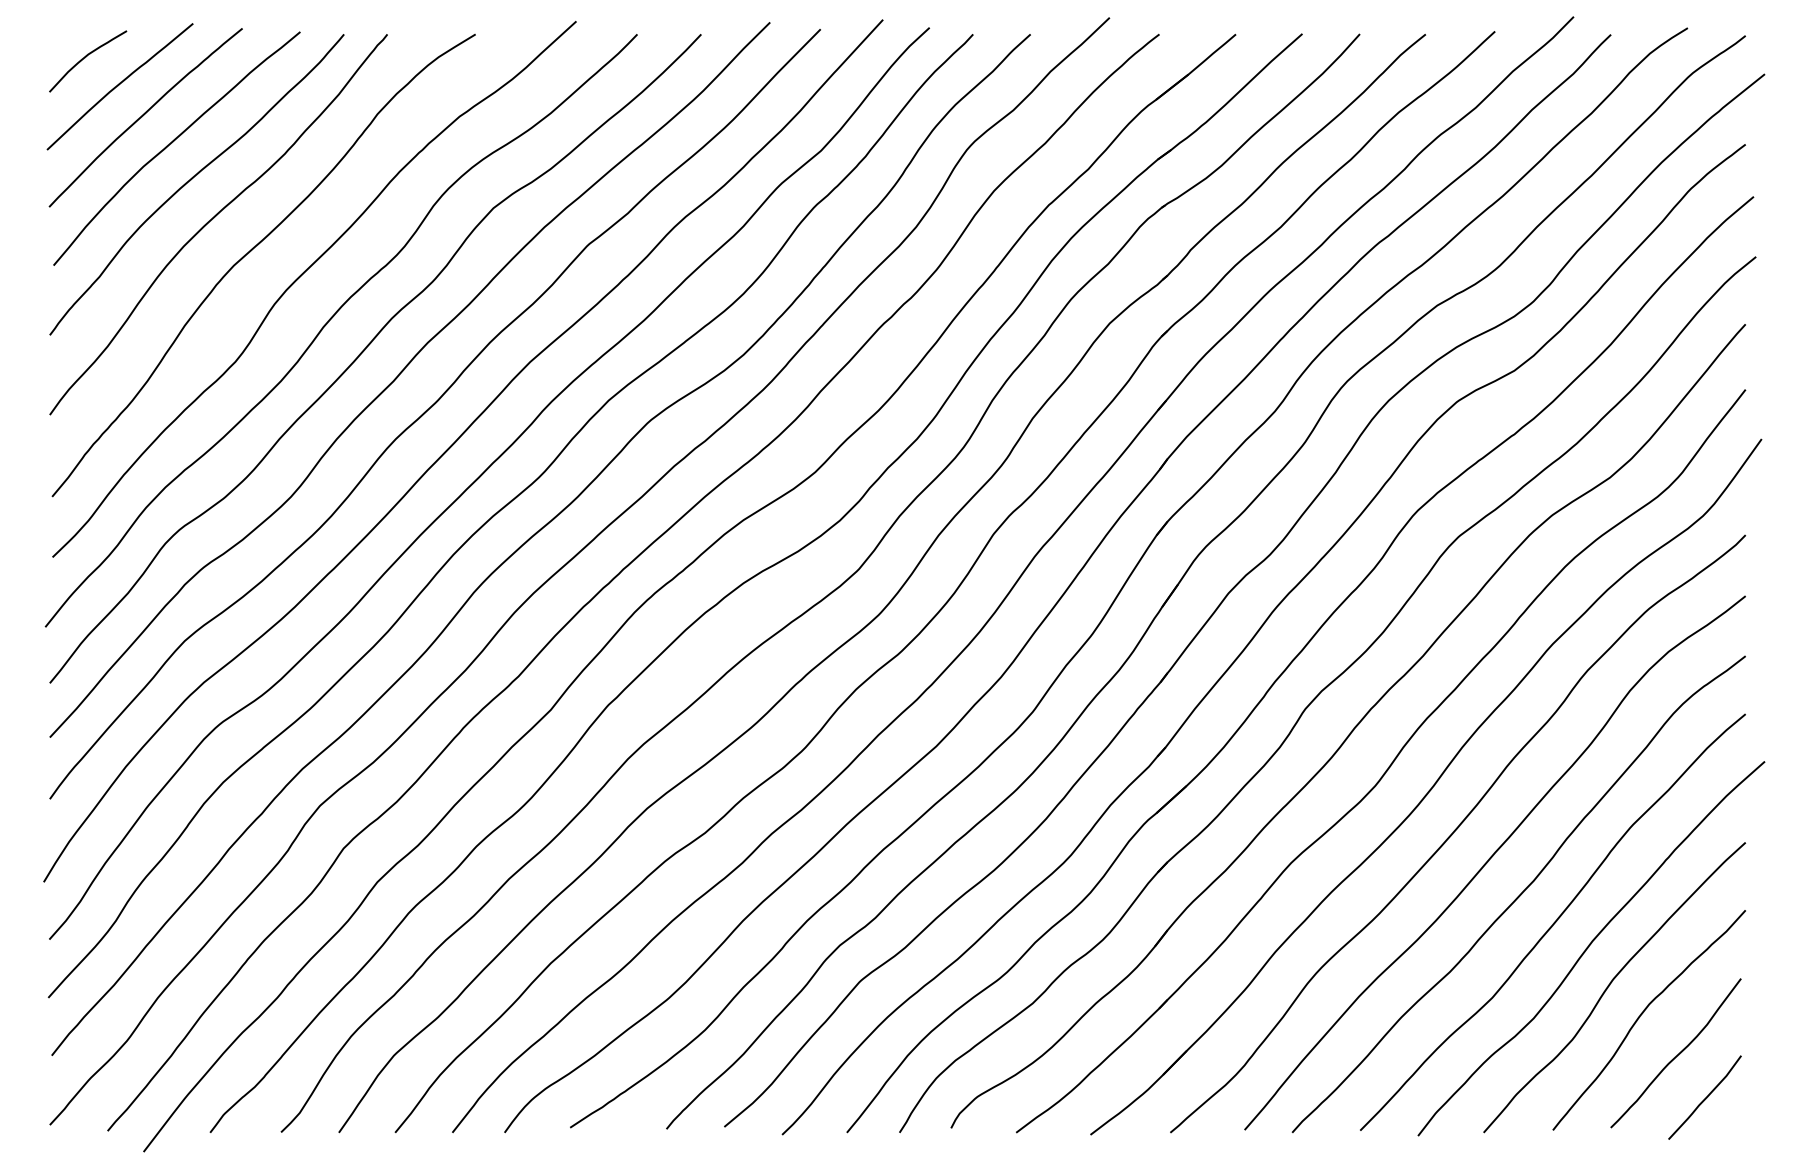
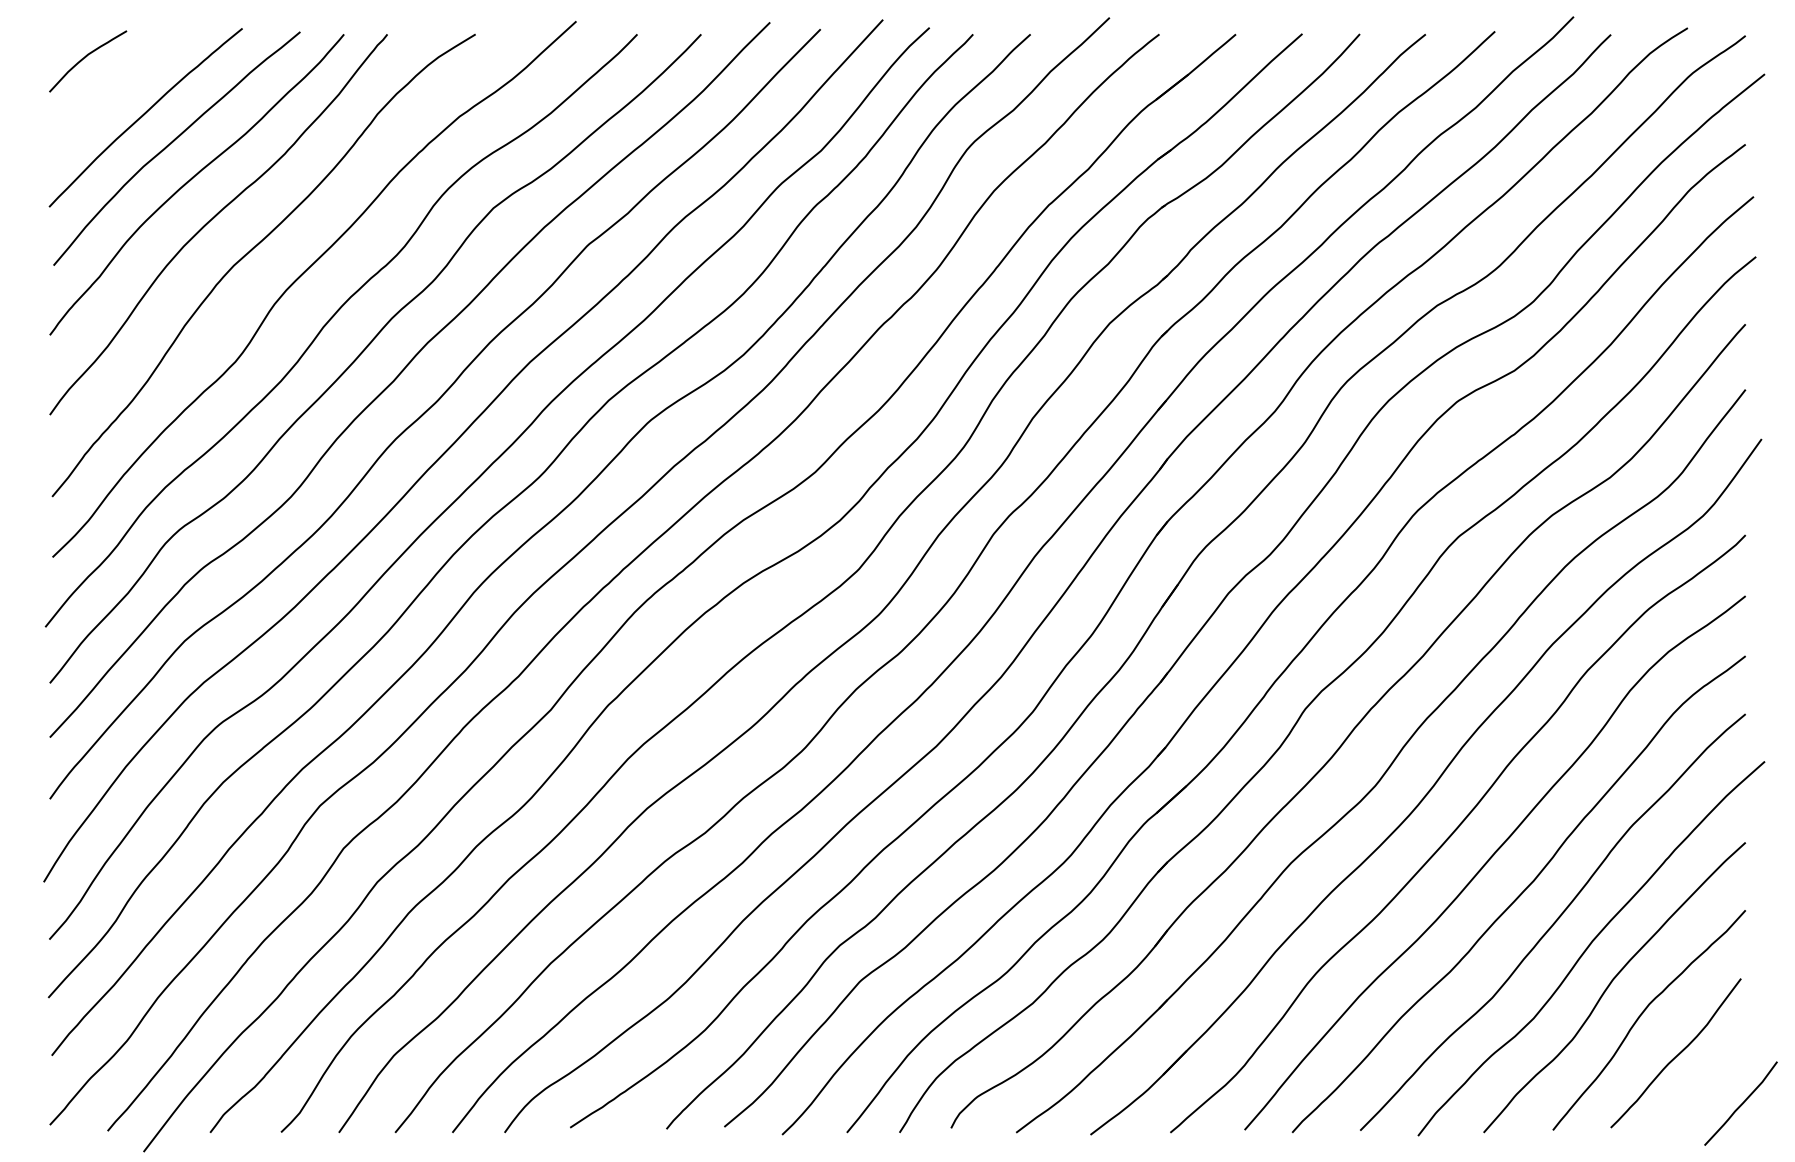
curve: present -> none (119, 85)
curve position: (1705, 1097) -> (1741, 1103) (1741, 1103)
